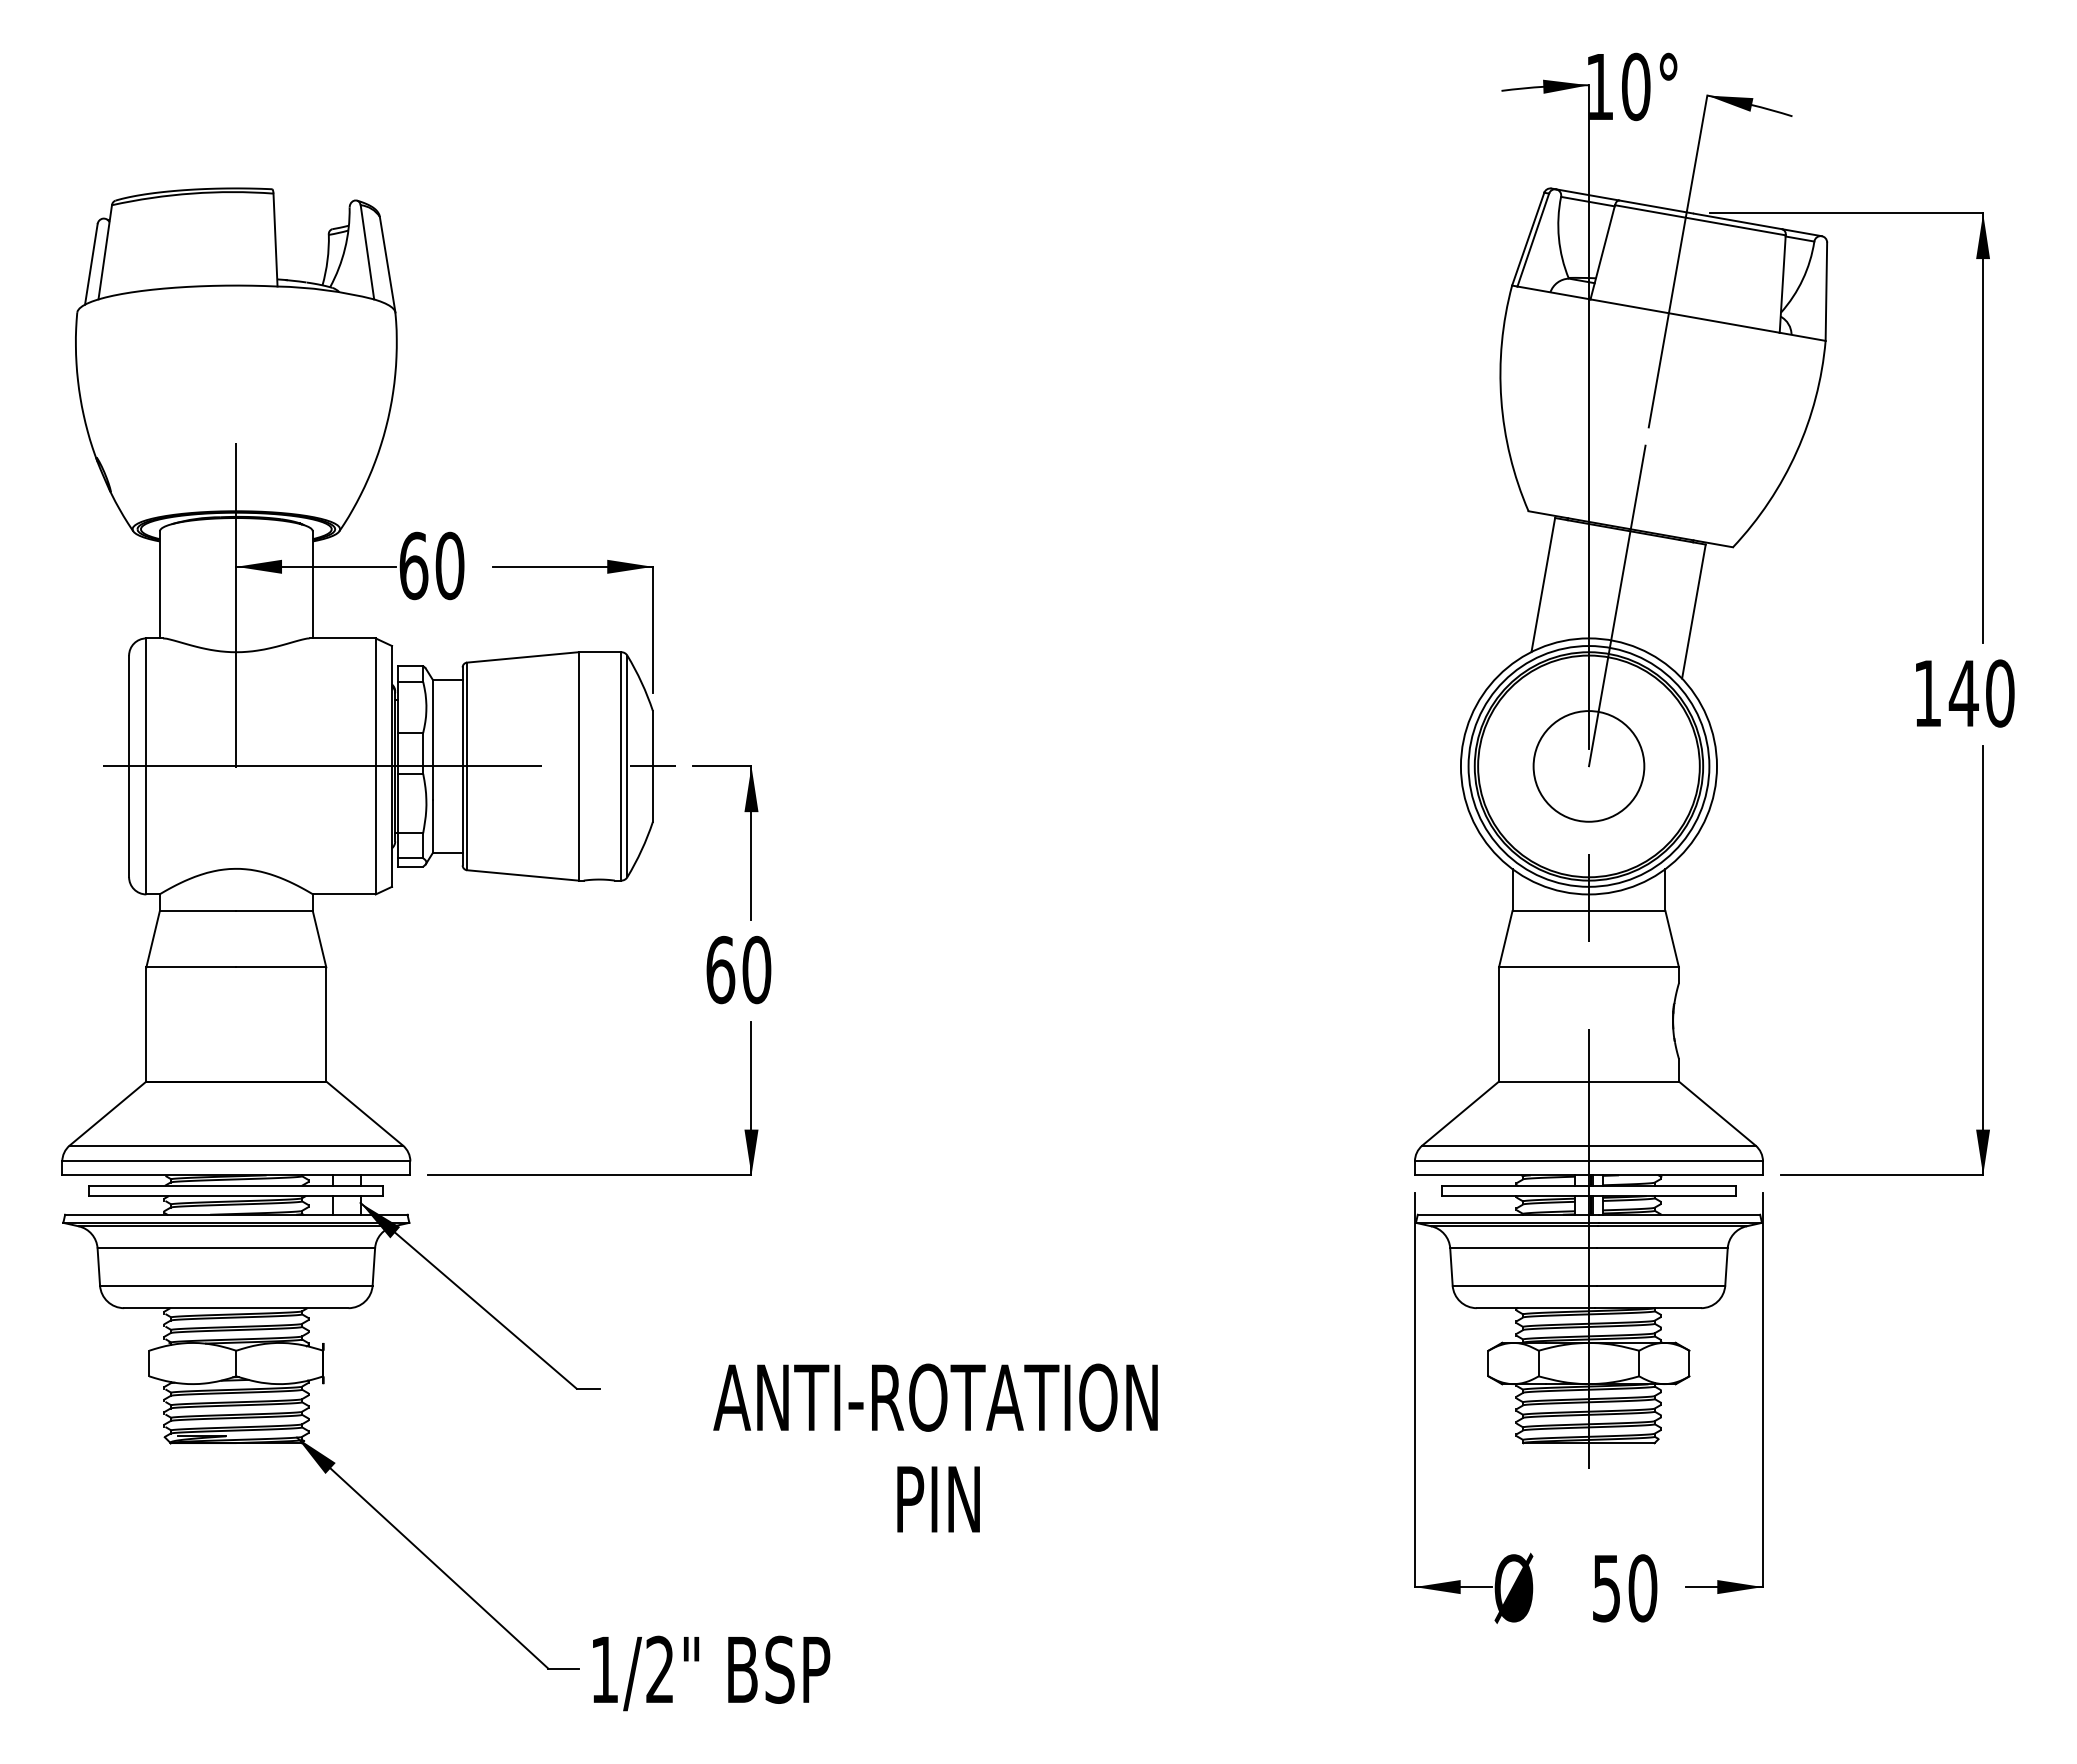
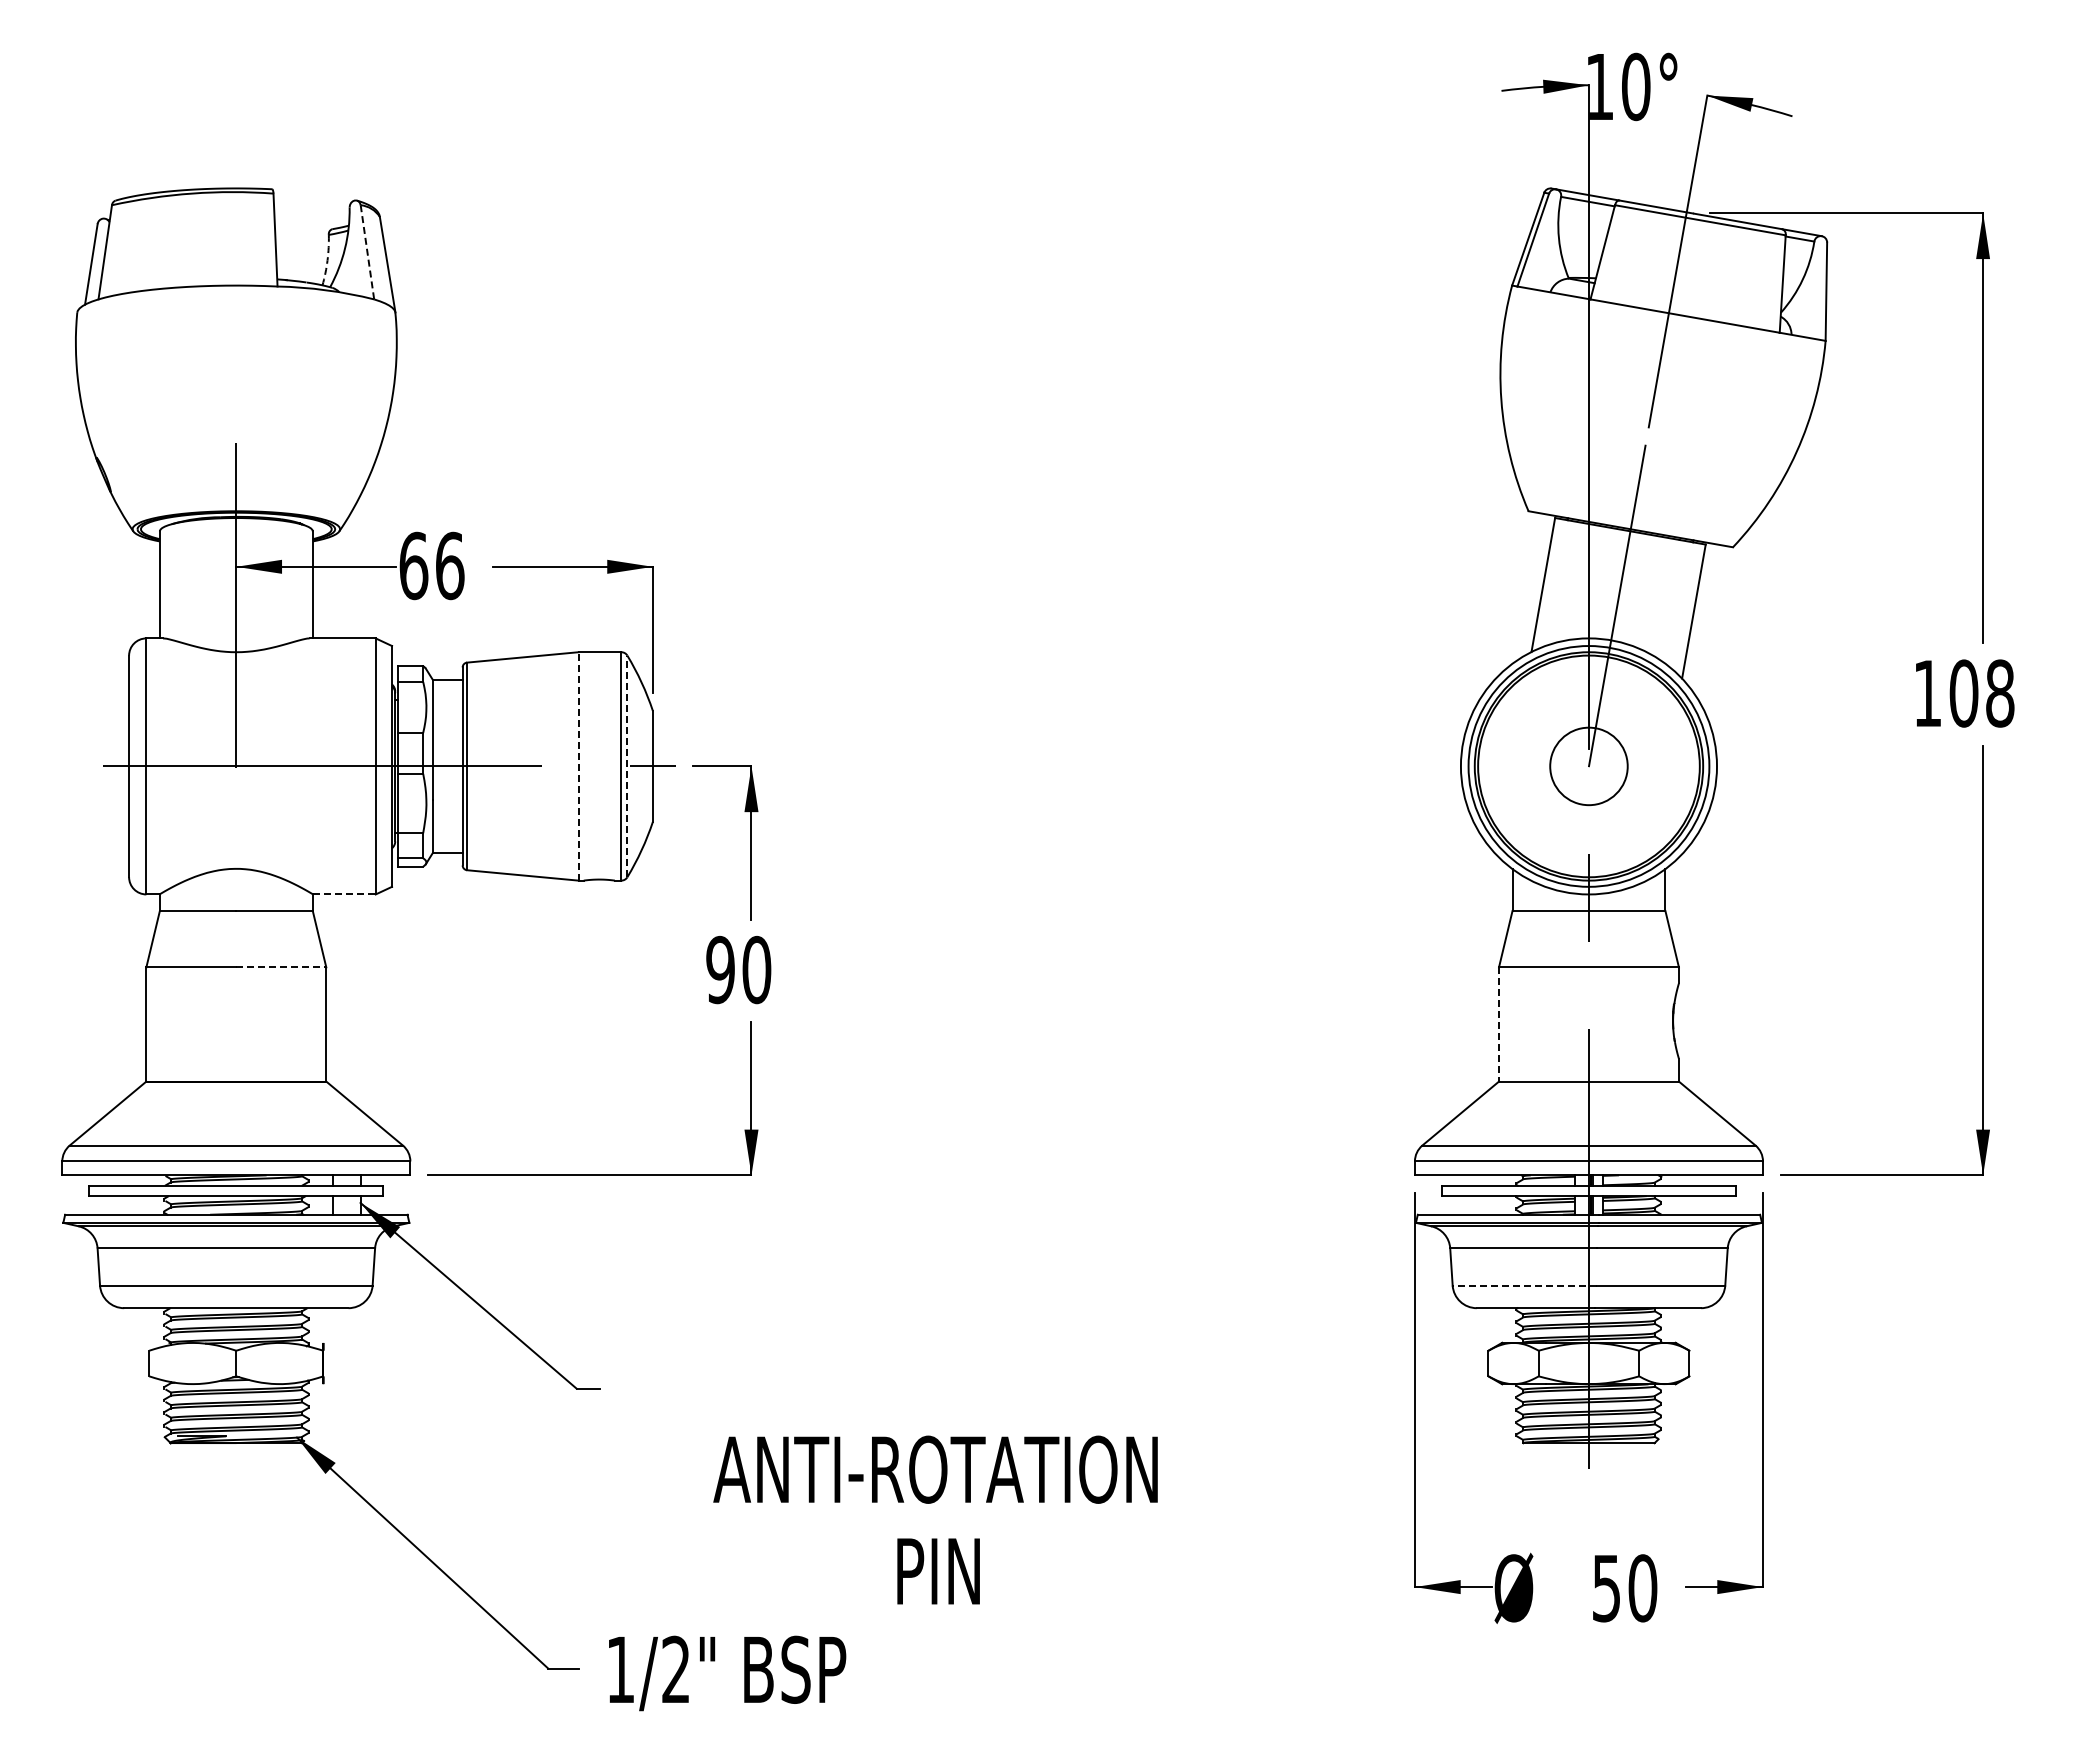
line: solid -> dashed (367, 252)
arc: solid -> dashed (327, 260)
text: 60 -> 66 (449, 565)
text: 140 -> 108 (1981, 693)
line: solid -> dashed (578, 765)
line: solid -> dashed (627, 766)
circle diameter: 111 px -> 78 px (1588, 766)
line: solid -> dashed (344, 894)
line: solid -> dashed (281, 967)
text: 60 -> 90 (720, 969)
line: solid -> dashed (1499, 1024)
line: solid -> dashed (1524, 1285)
text position: (935, 1447) -> (935, 1519) (935, 1519)
text position: (711, 1673) -> (727, 1673) (727, 1673)
